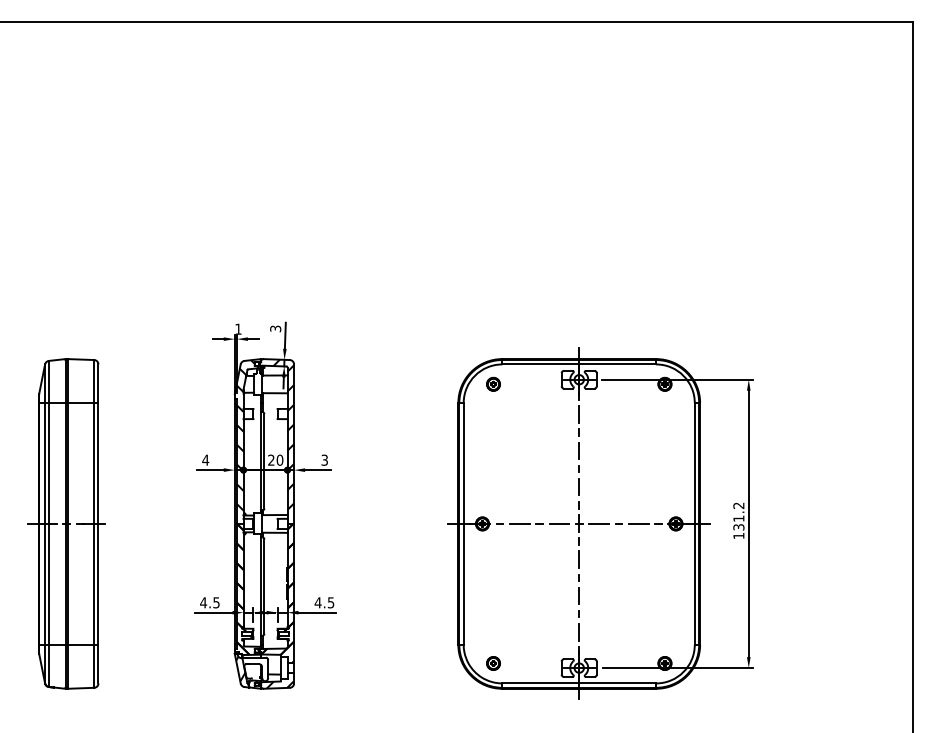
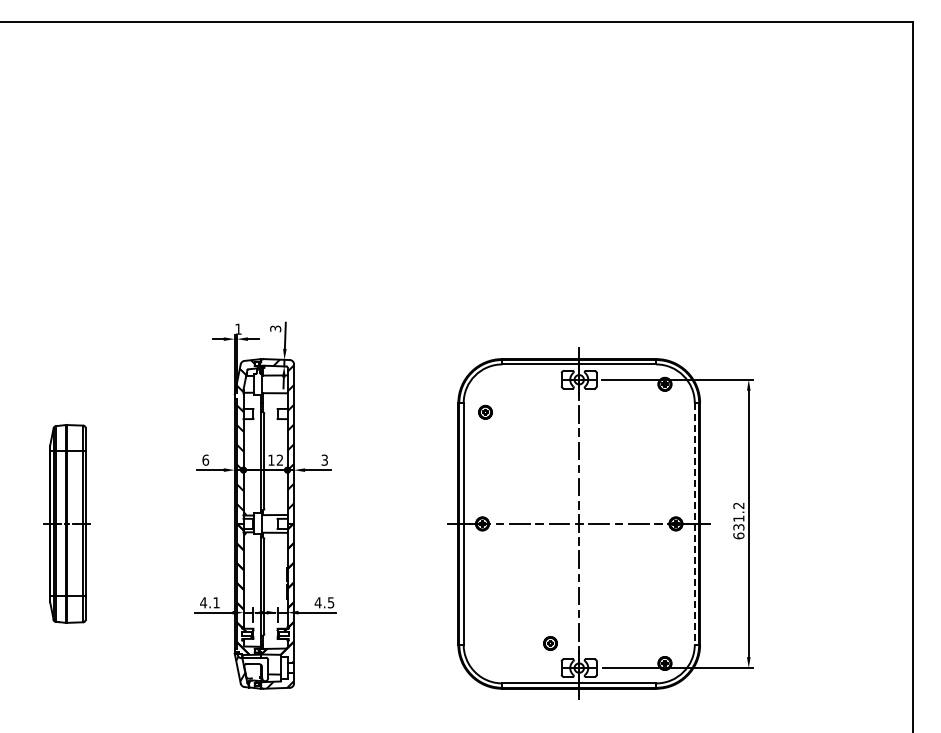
part position: (493, 383) -> (485, 411) (485, 411)
text: 4 -> 6 (205, 459)
text: 20 -> 12 (275, 459)
part size: 79x332 px -> 48x200 px (66, 523)
line: solid -> dashed (694, 523)
text: 131.2 -> 631.2 (738, 535)
text: 4.5 -> 4.1 (216, 602)
part position: (493, 663) -> (550, 643) (550, 643)
